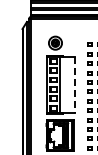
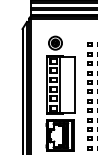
line: dashed -> solid (74, 85)
